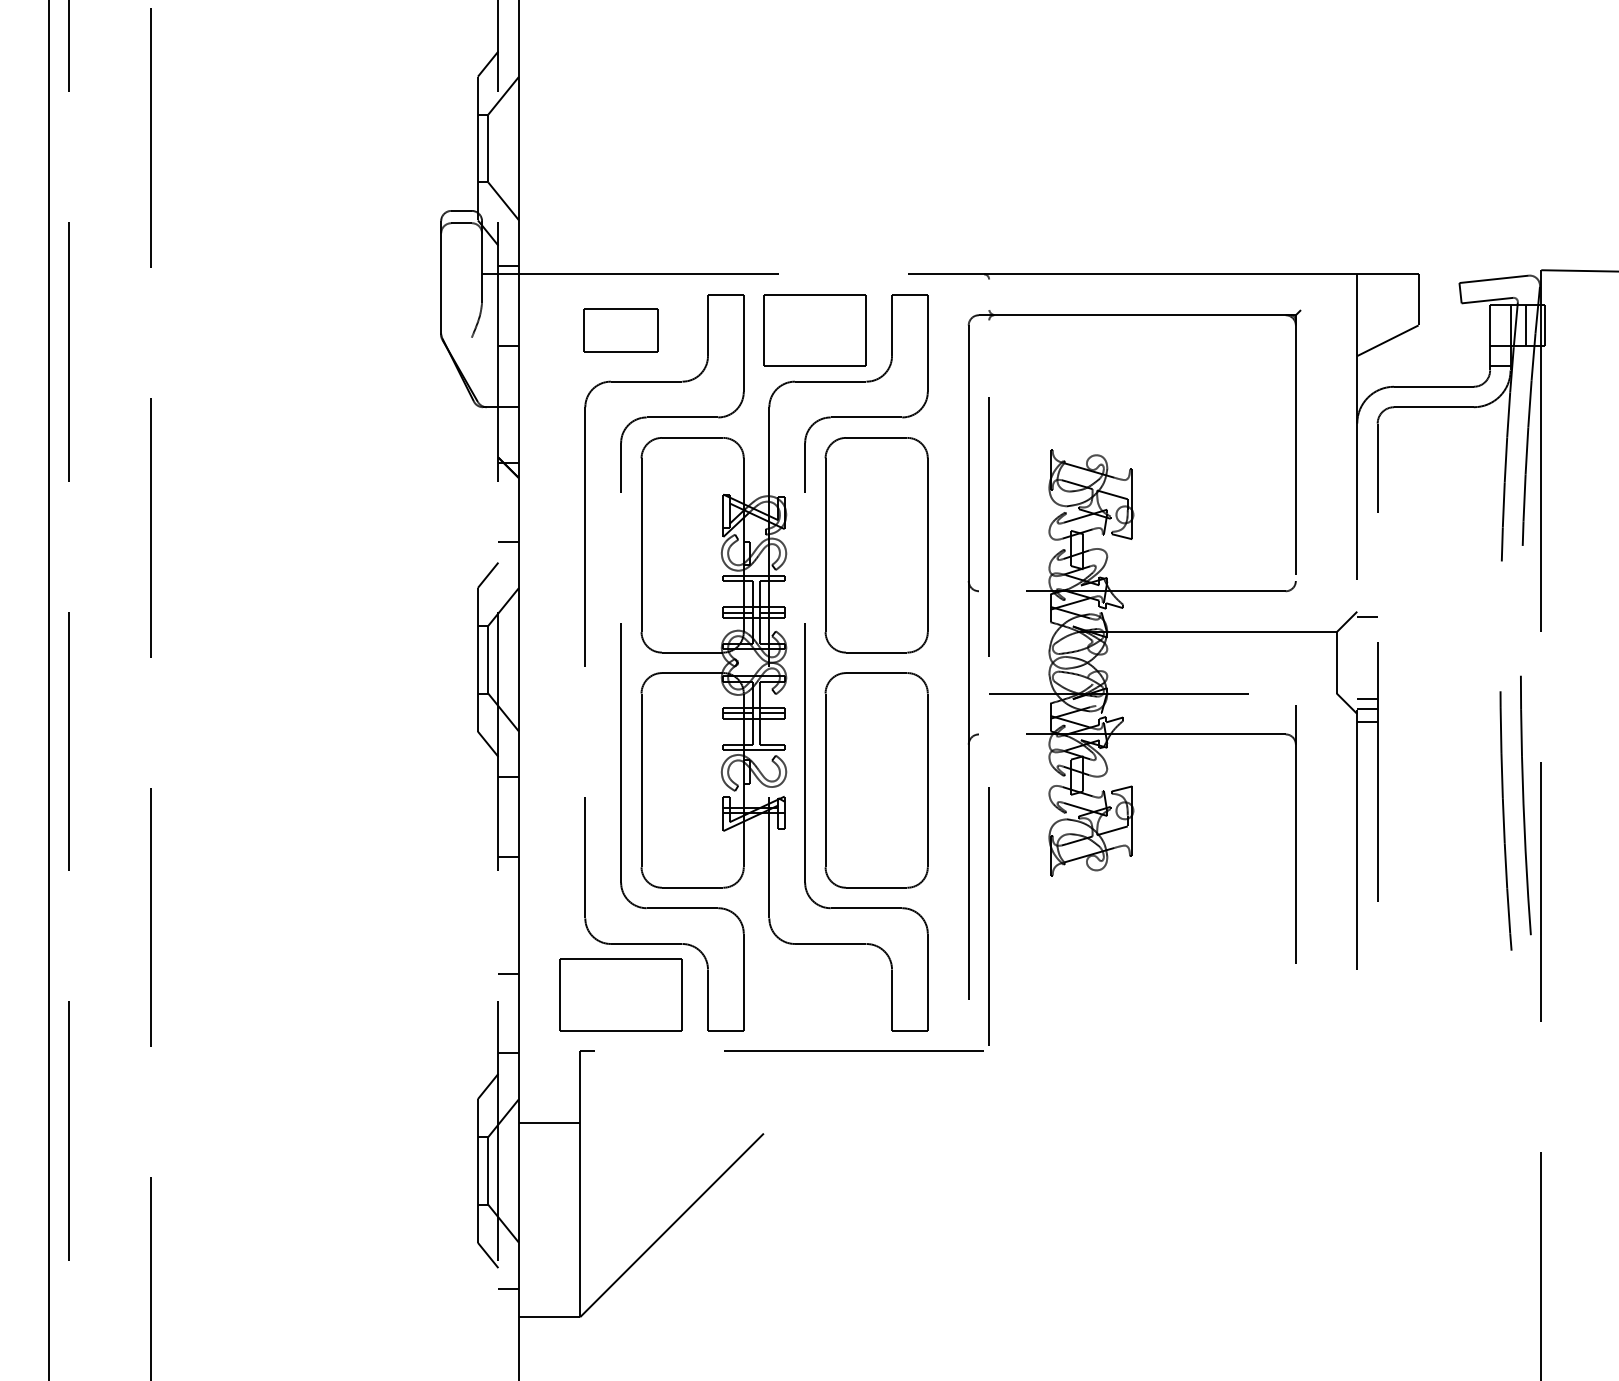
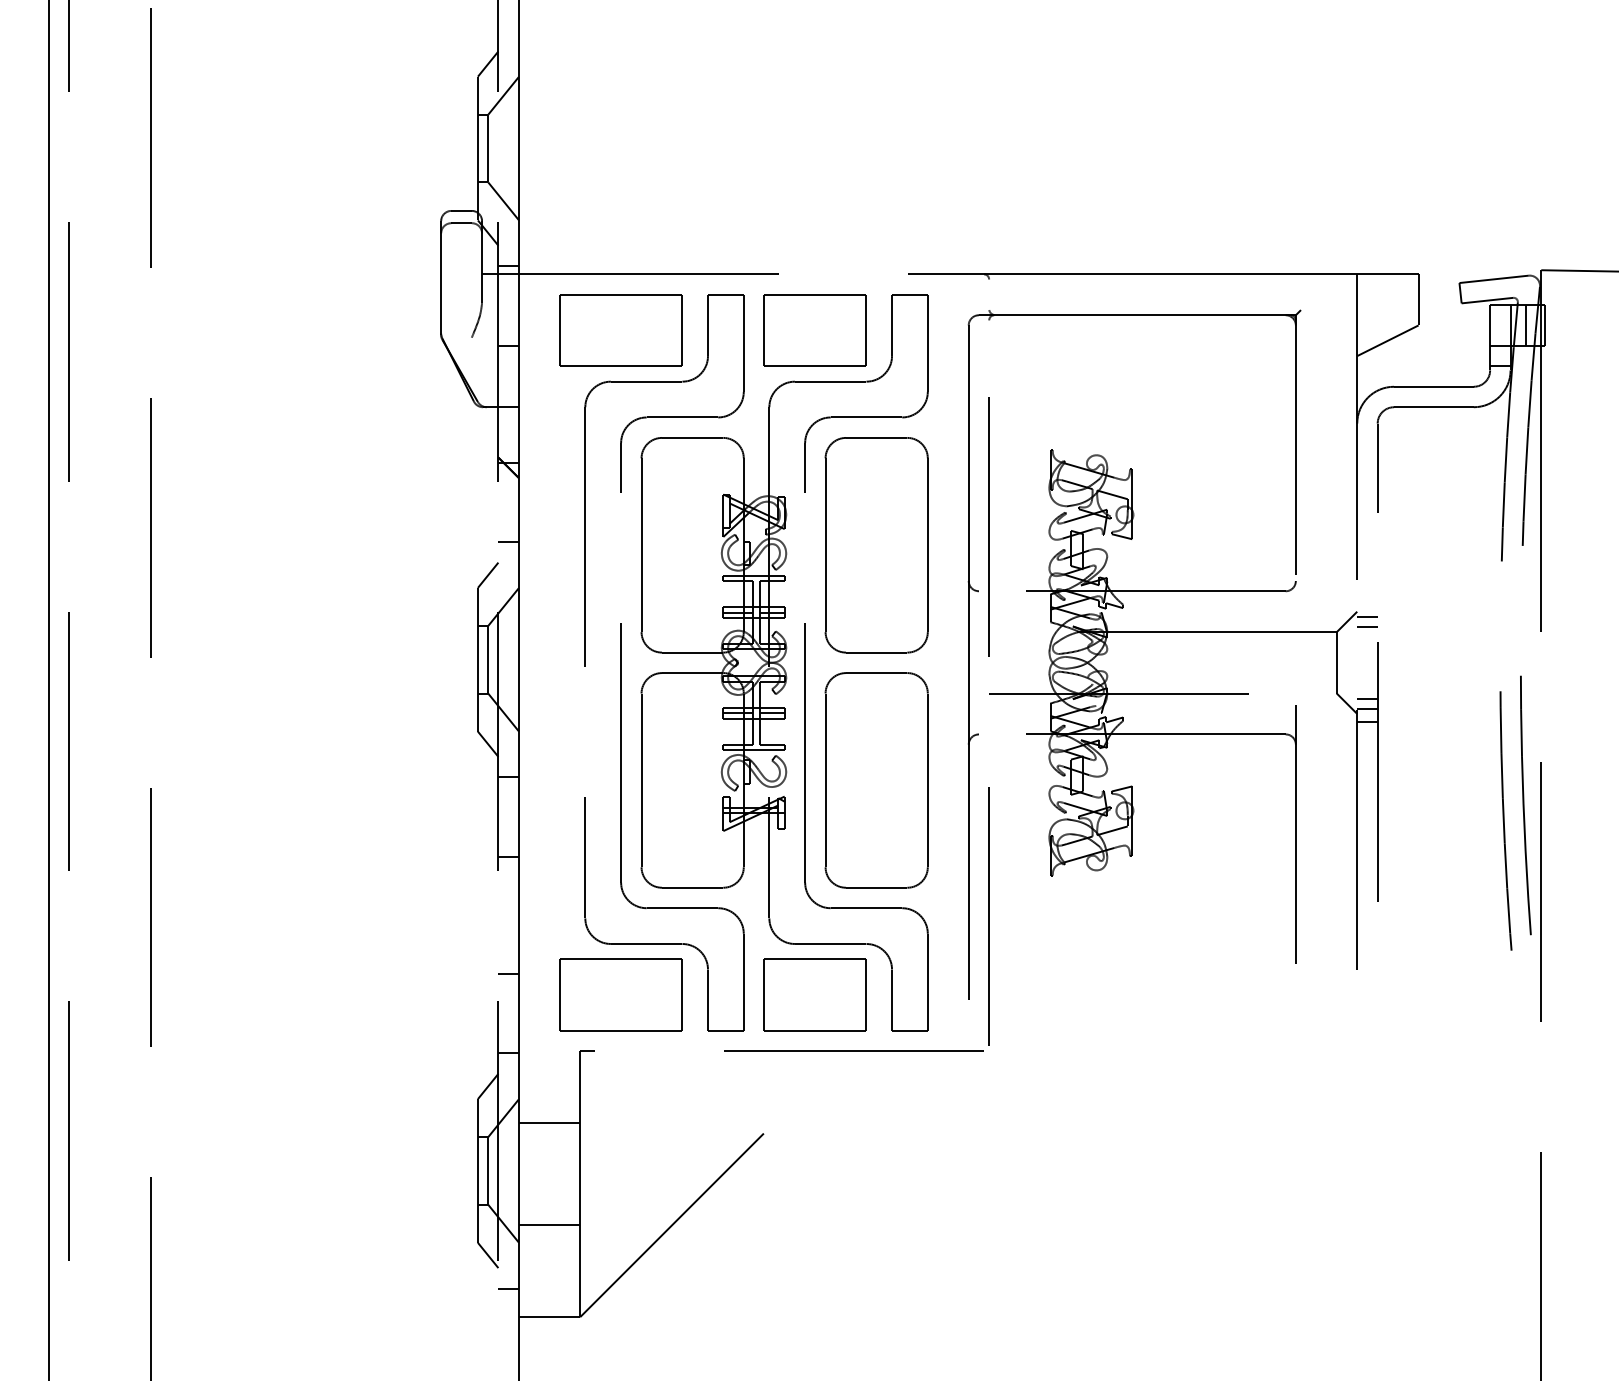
part size: 76x45 px -> 124x73 px (620, 330)
line: none -> present (1367, 626)
part: none -> present (814, 994)
line: none -> present (549, 1225)
